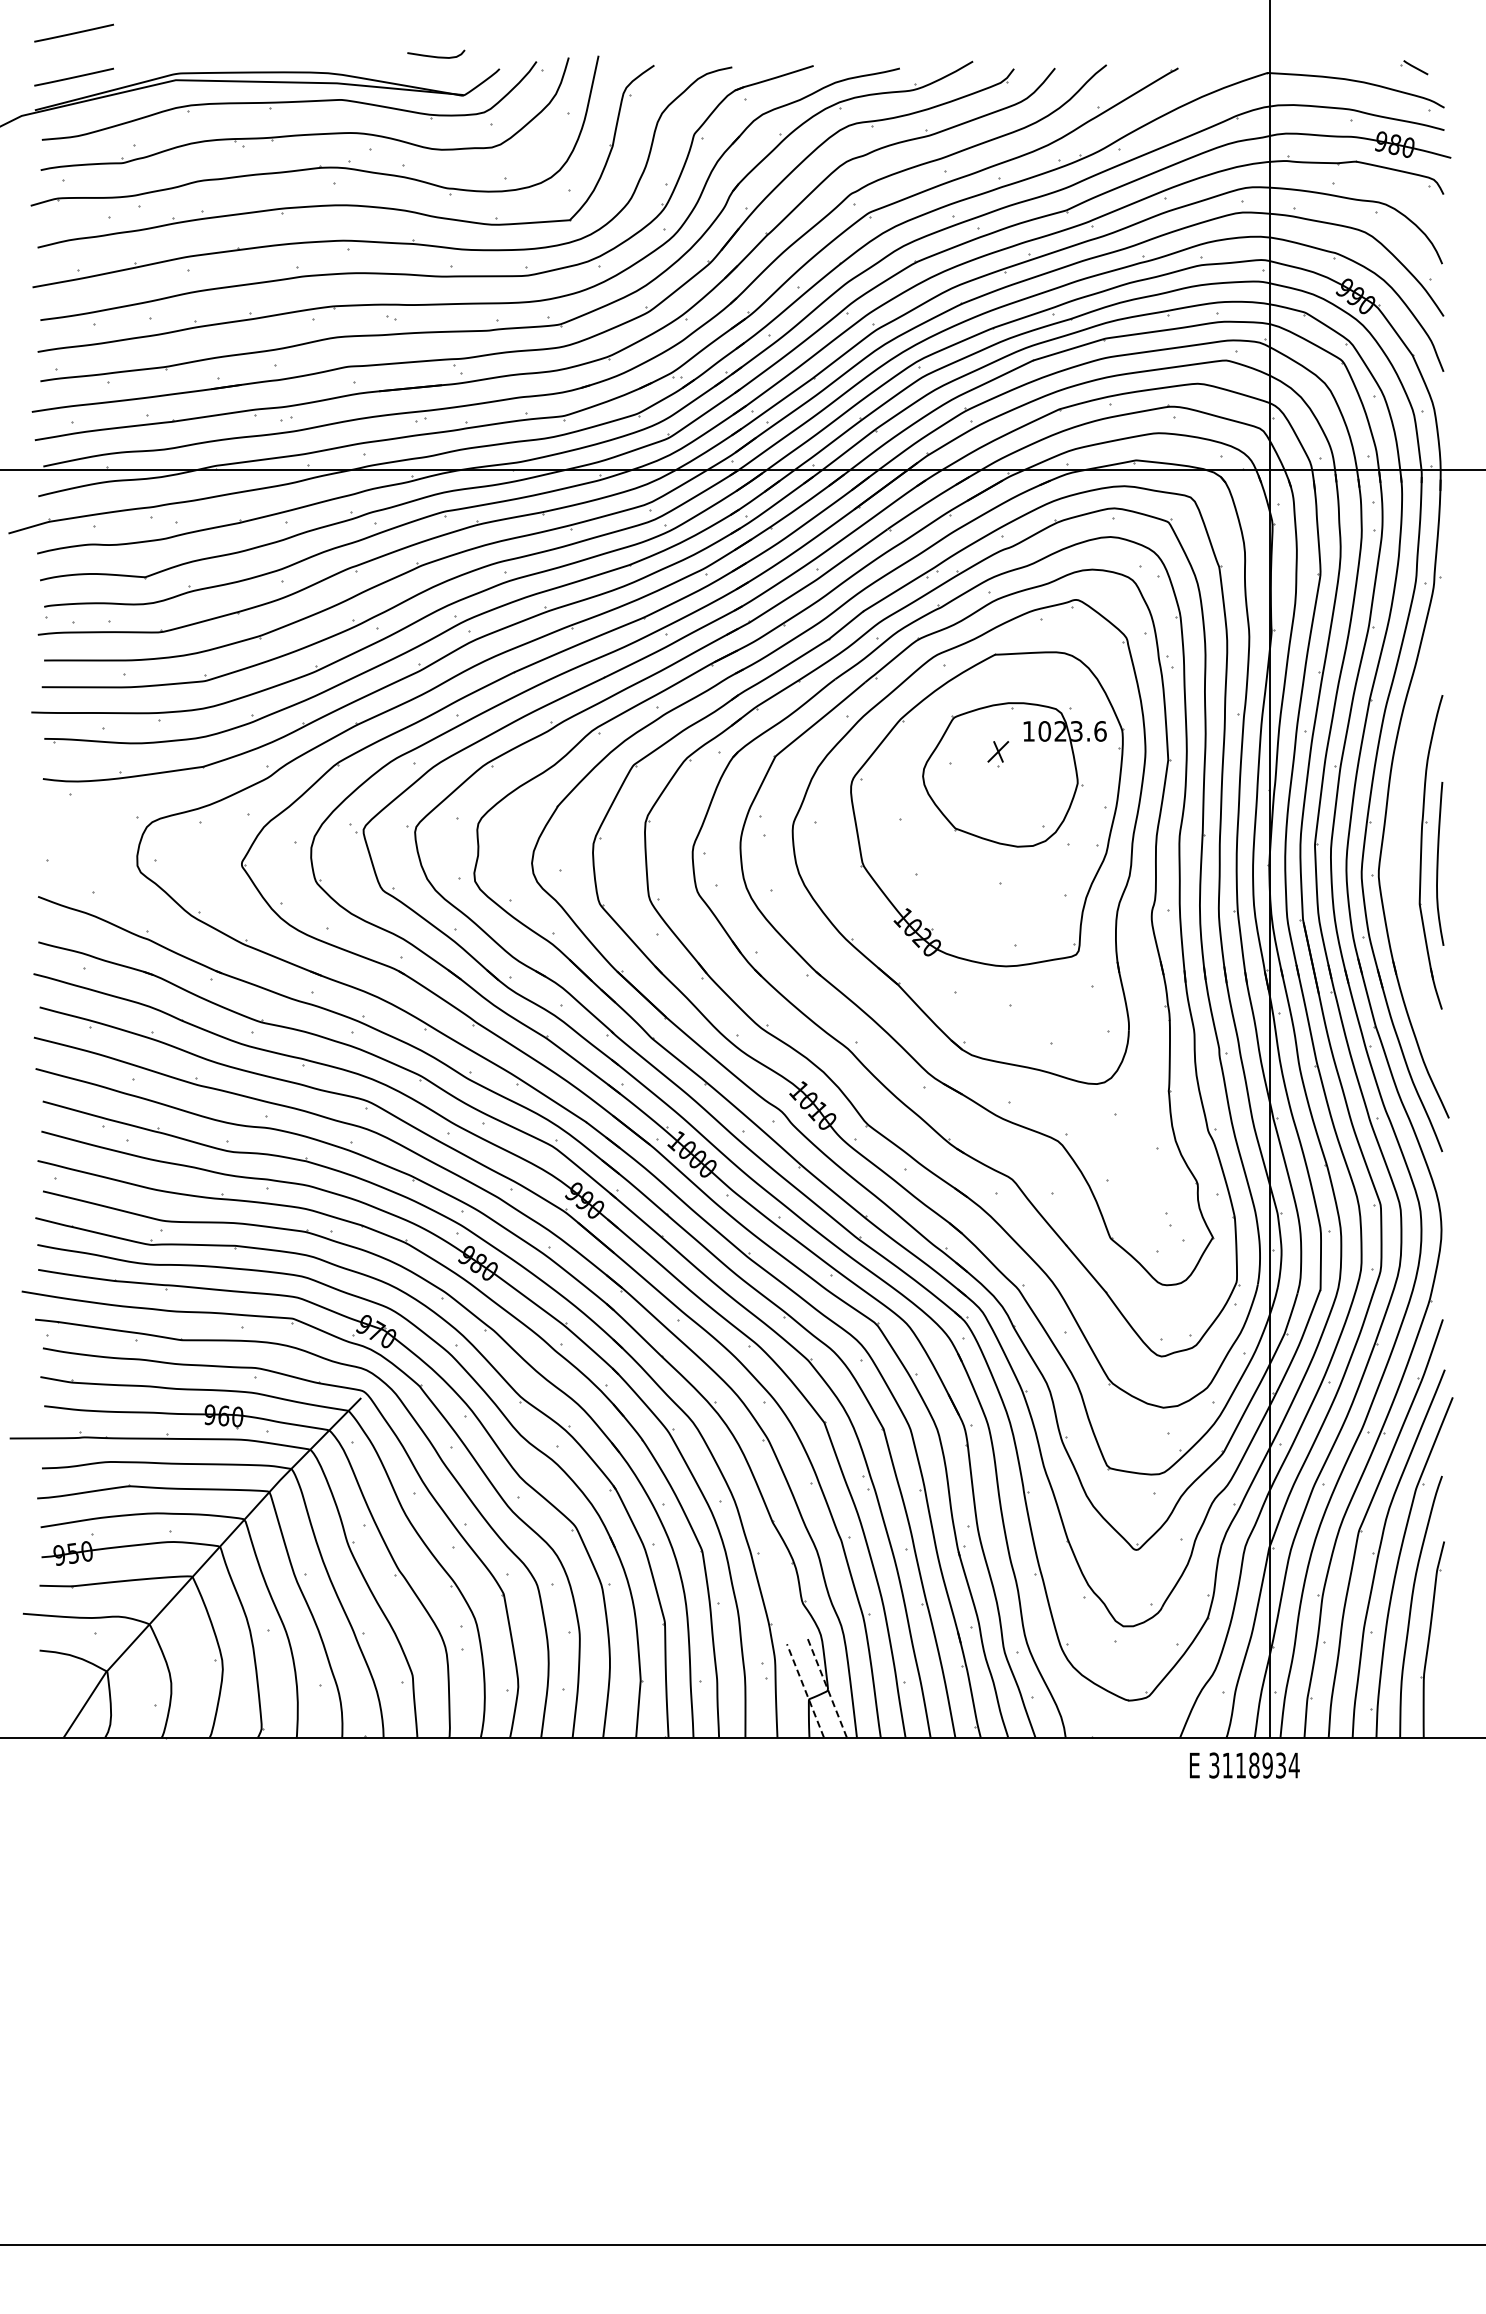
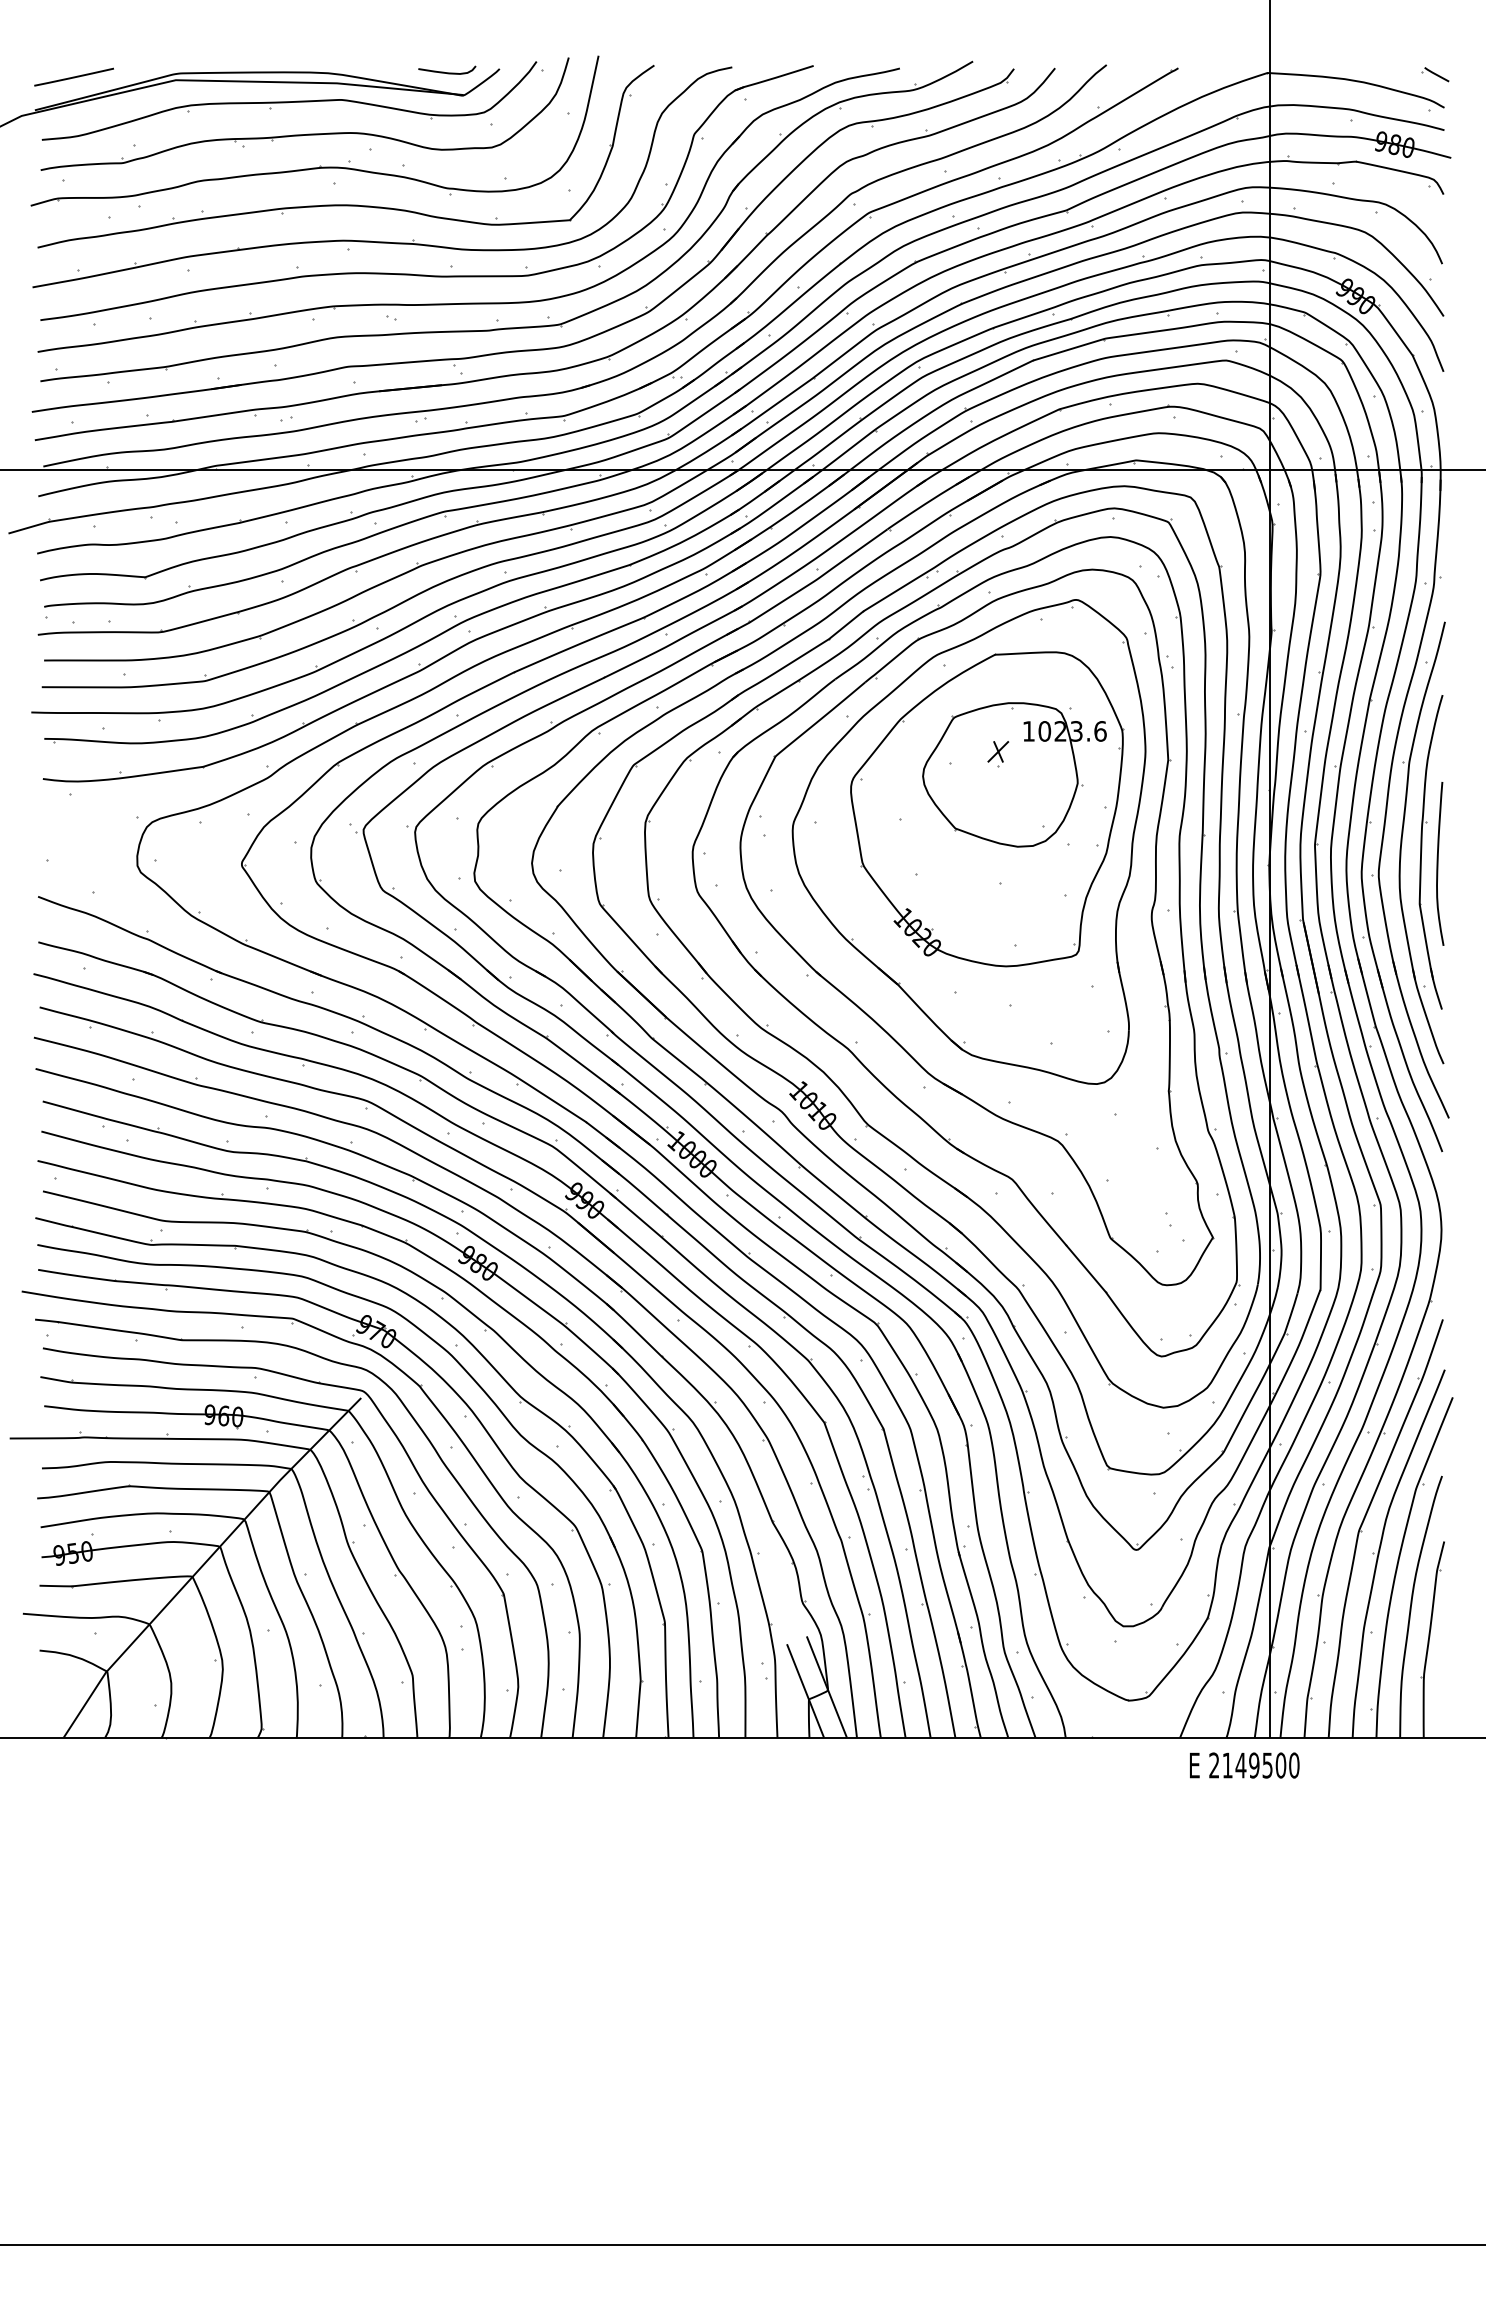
line: present -> none (73, 32)
curve position: (436, 56) -> (447, 72) (447, 72)
part position: (1414, 67) -> (1435, 74) (1435, 74)
part: none -> present (1402, 842)
line: dashed -> solid (826, 1686)
line: dashed -> solid (805, 1690)
text: 3118934 -> 2149500 (1254, 1765)
